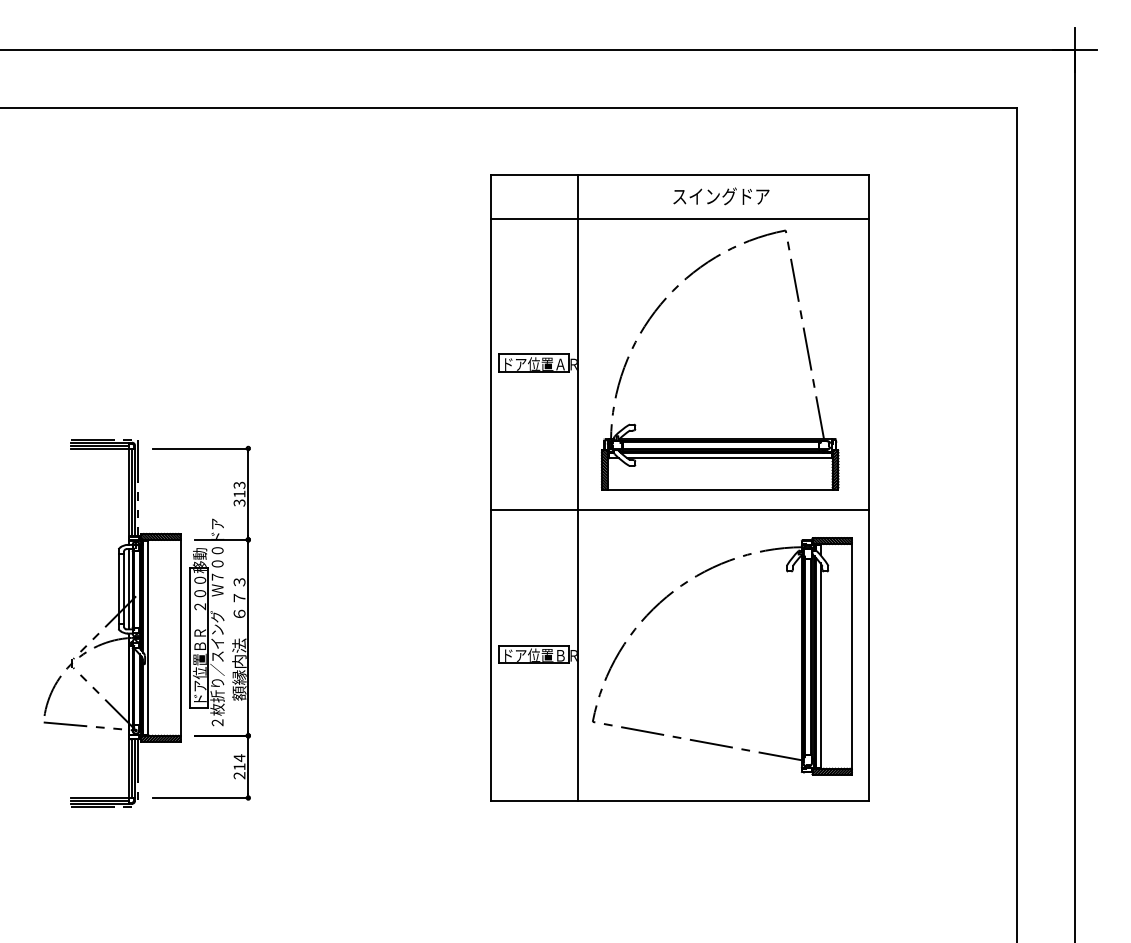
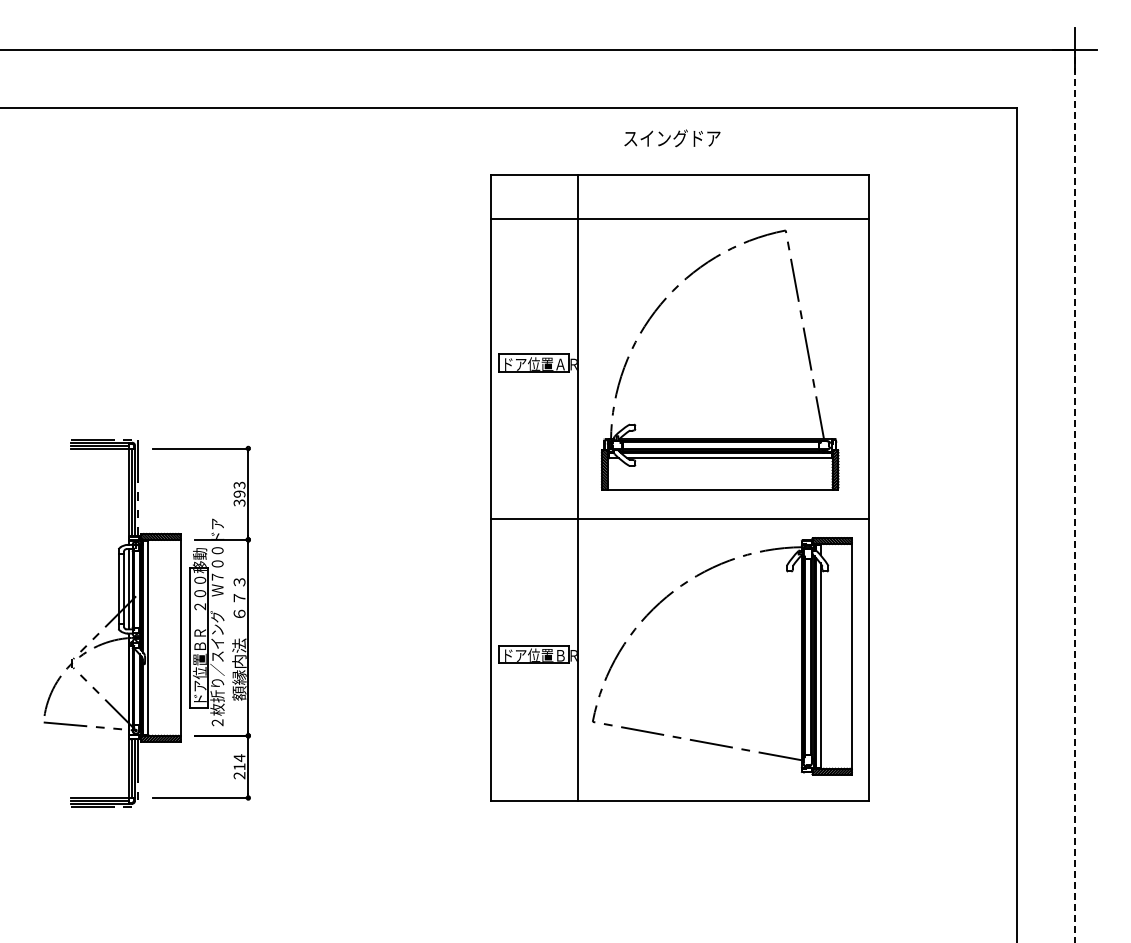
text position: (721, 196) -> (672, 138) (672, 138)
text: 313 -> 393 (239, 493)
line: solid -> dashed (1075, 495)
line position: (679, 510) -> (679, 519) (679, 519)
